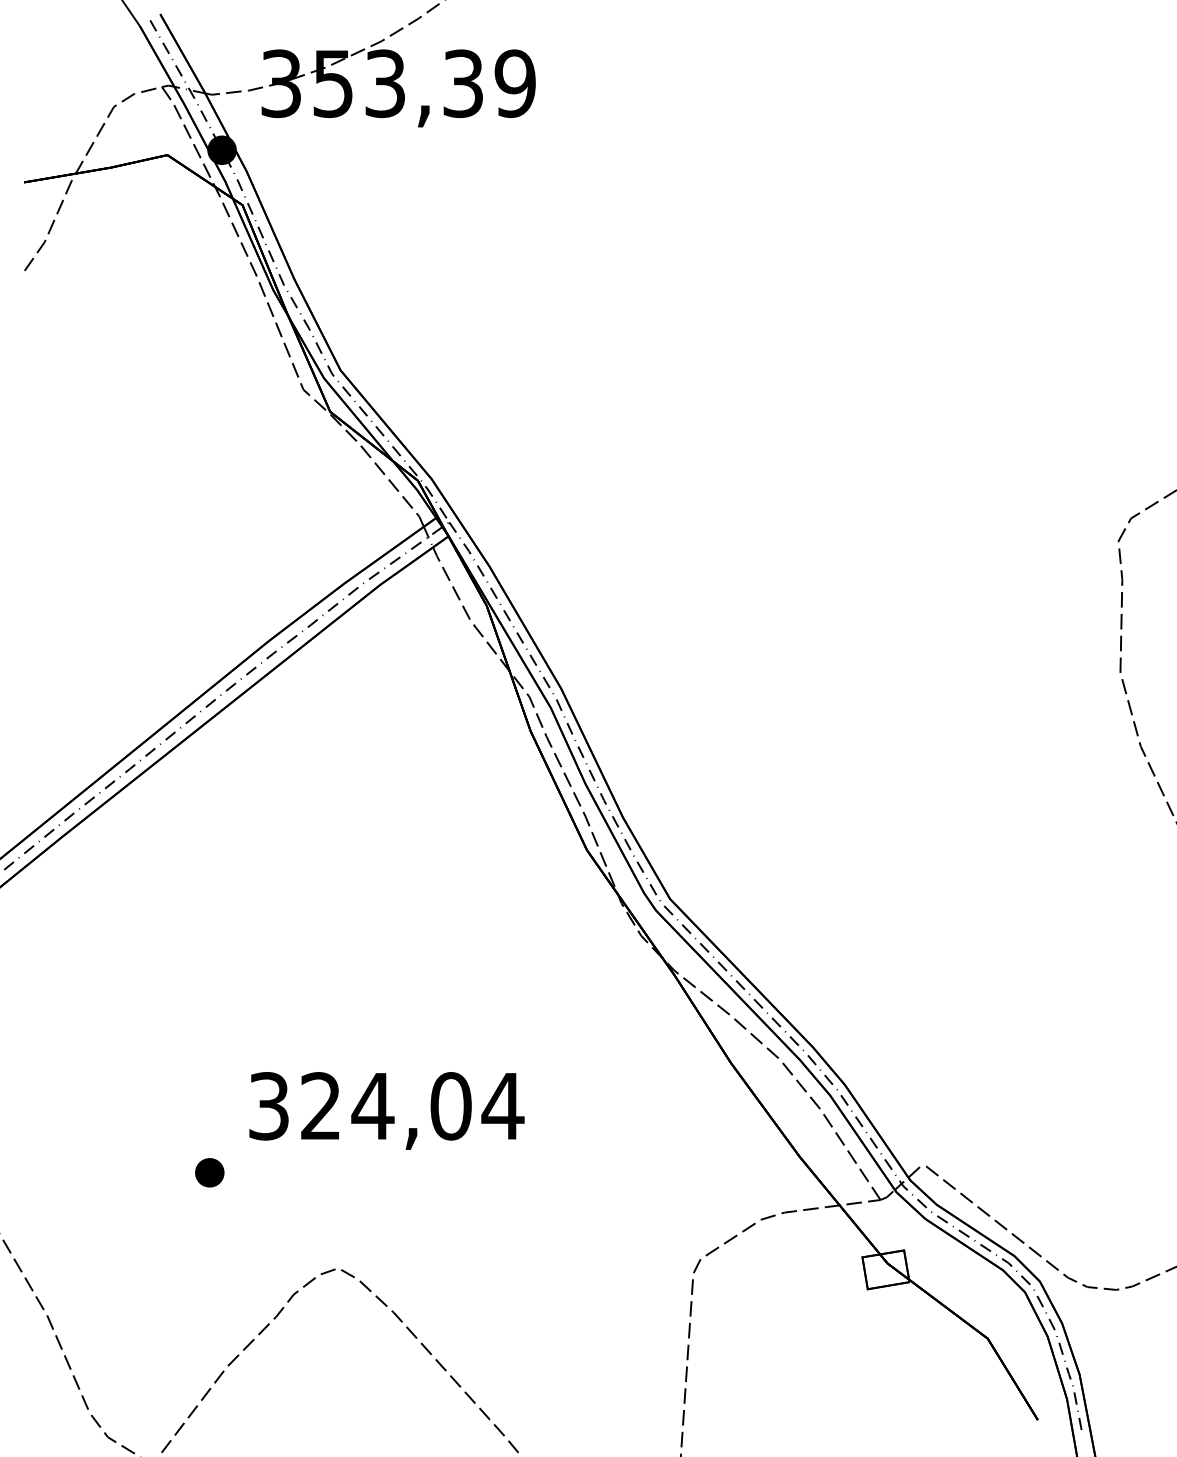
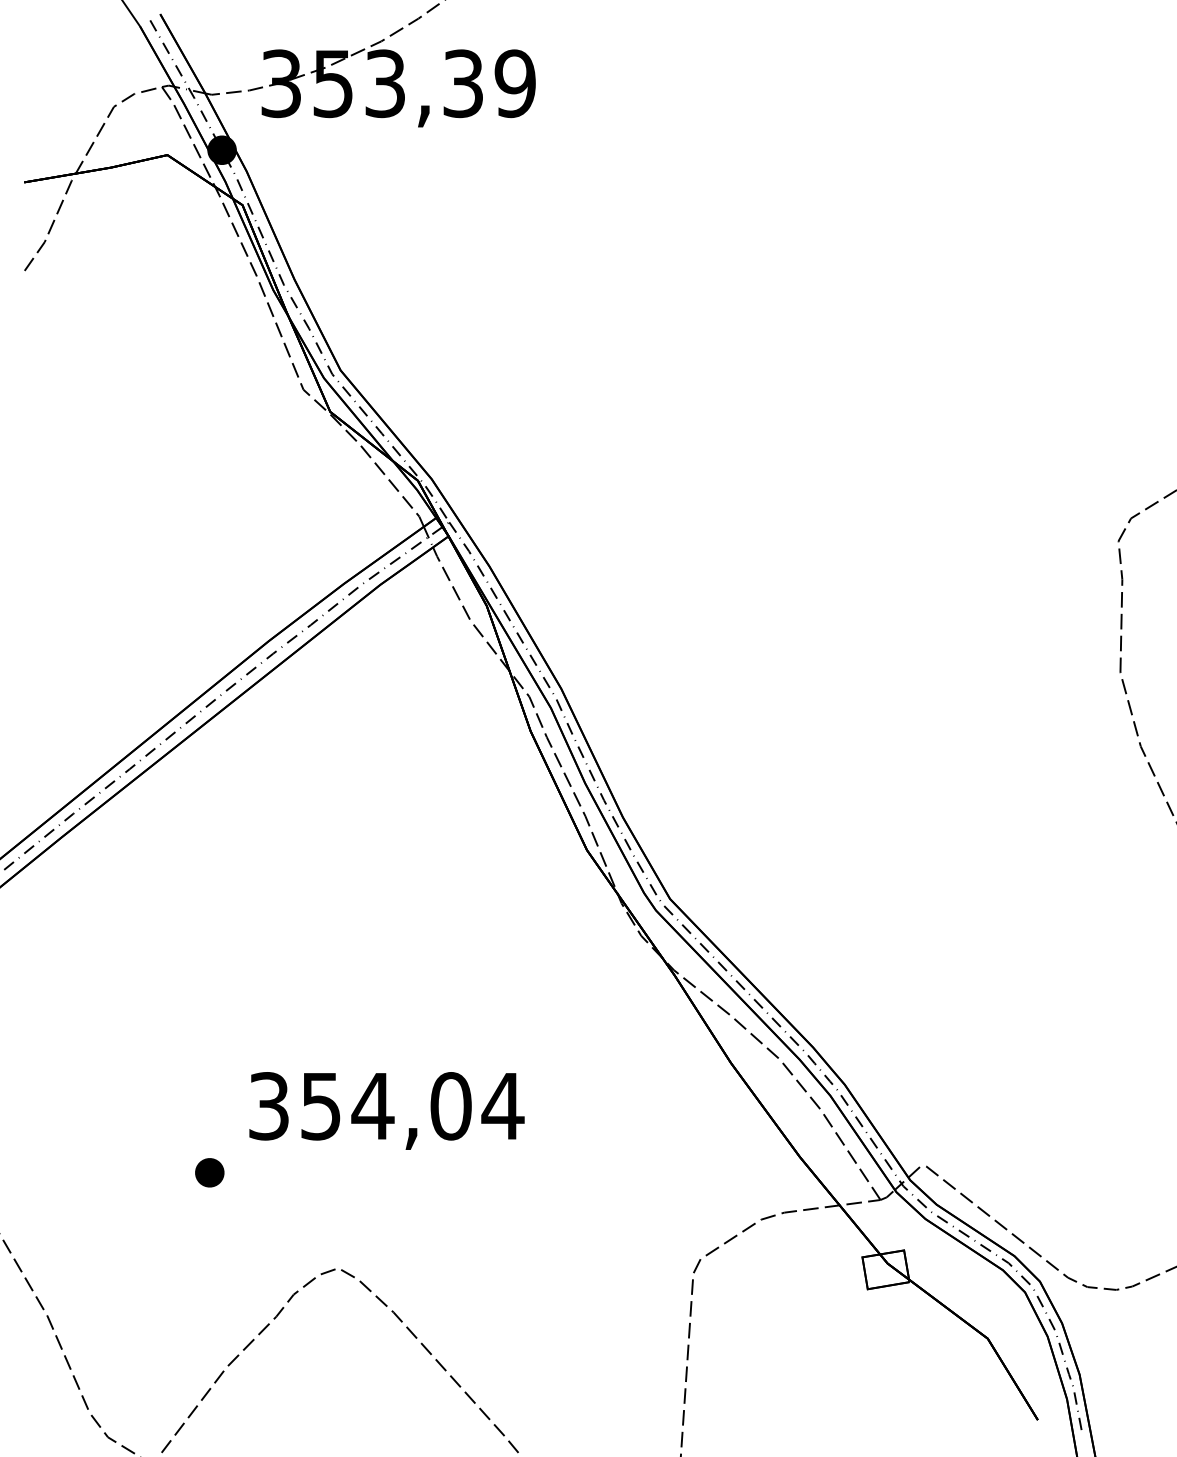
text: 324,04 -> 354,04 (320, 1106)
